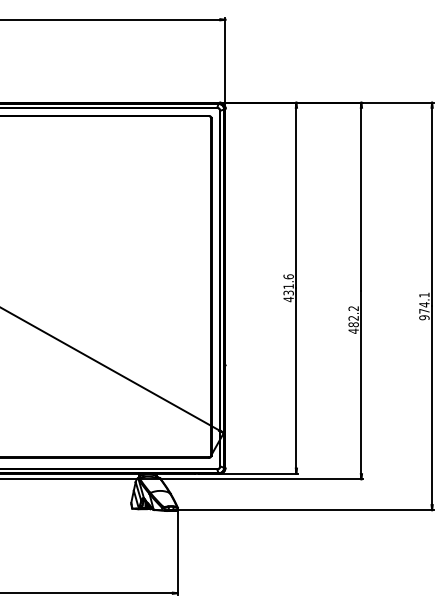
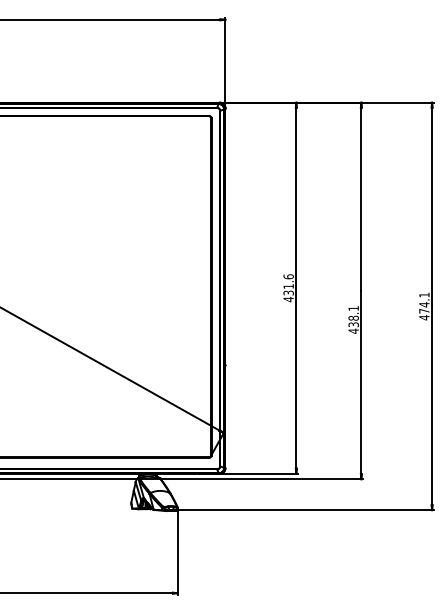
text: 482.2 -> 438.1 (353, 316)
text: 974.1 -> 474.1 (424, 317)
